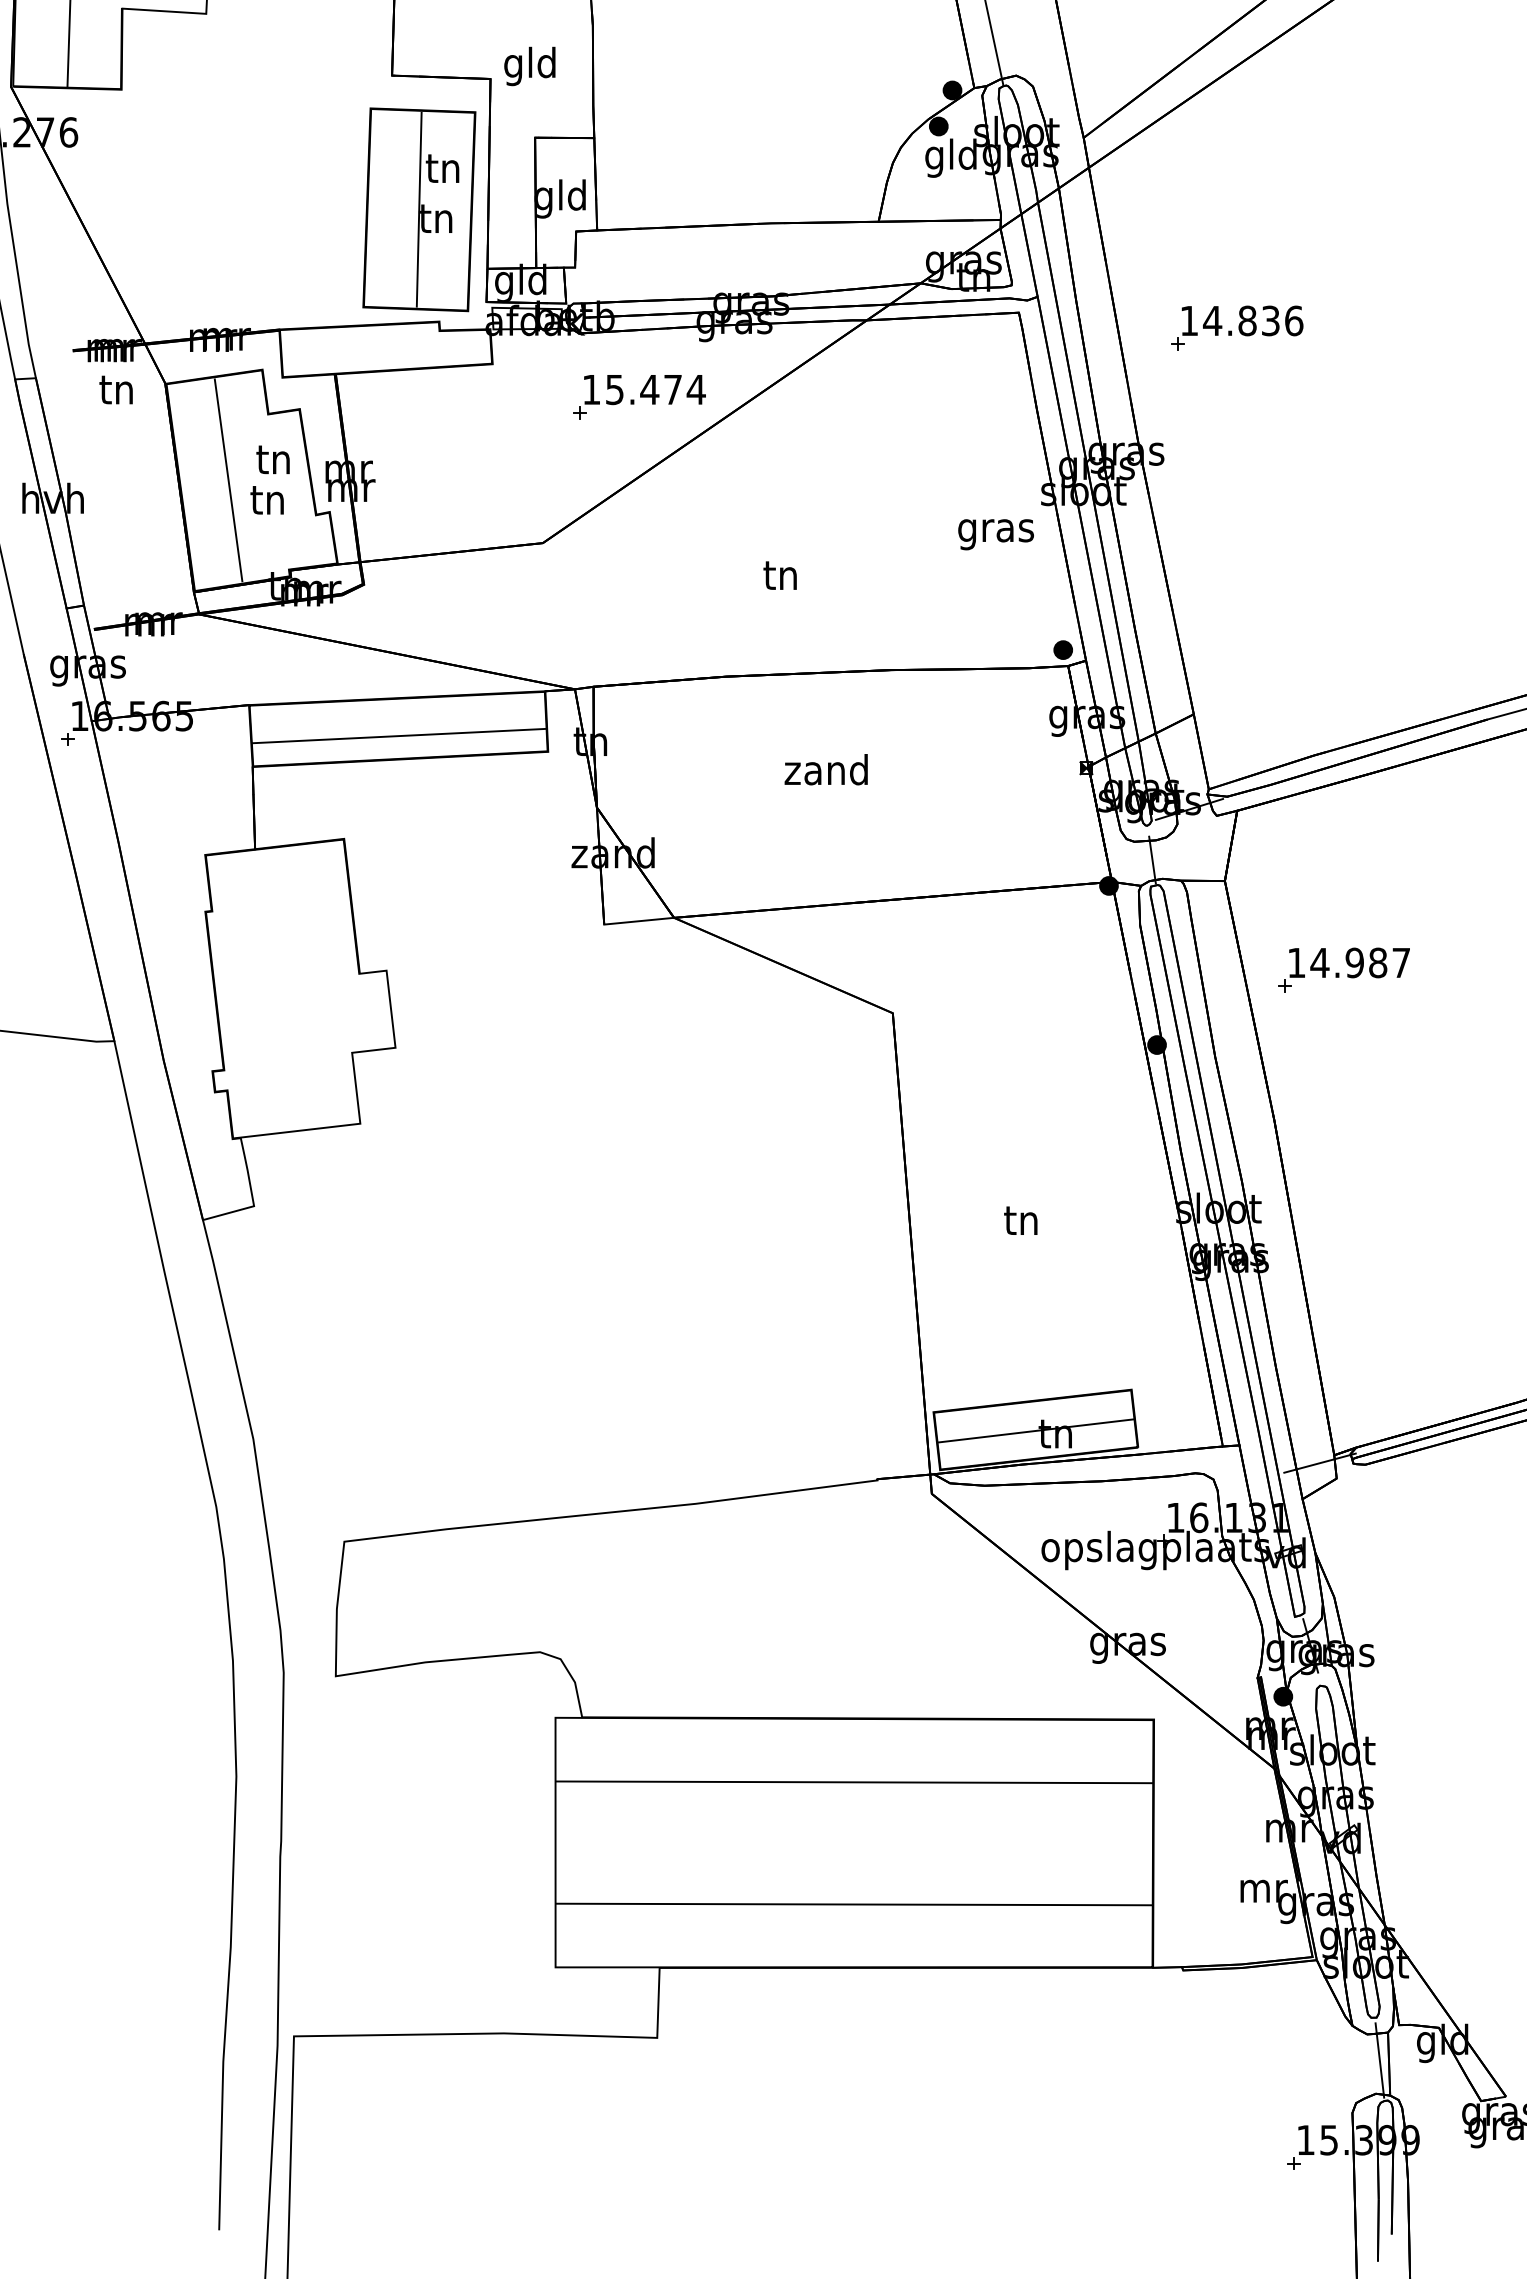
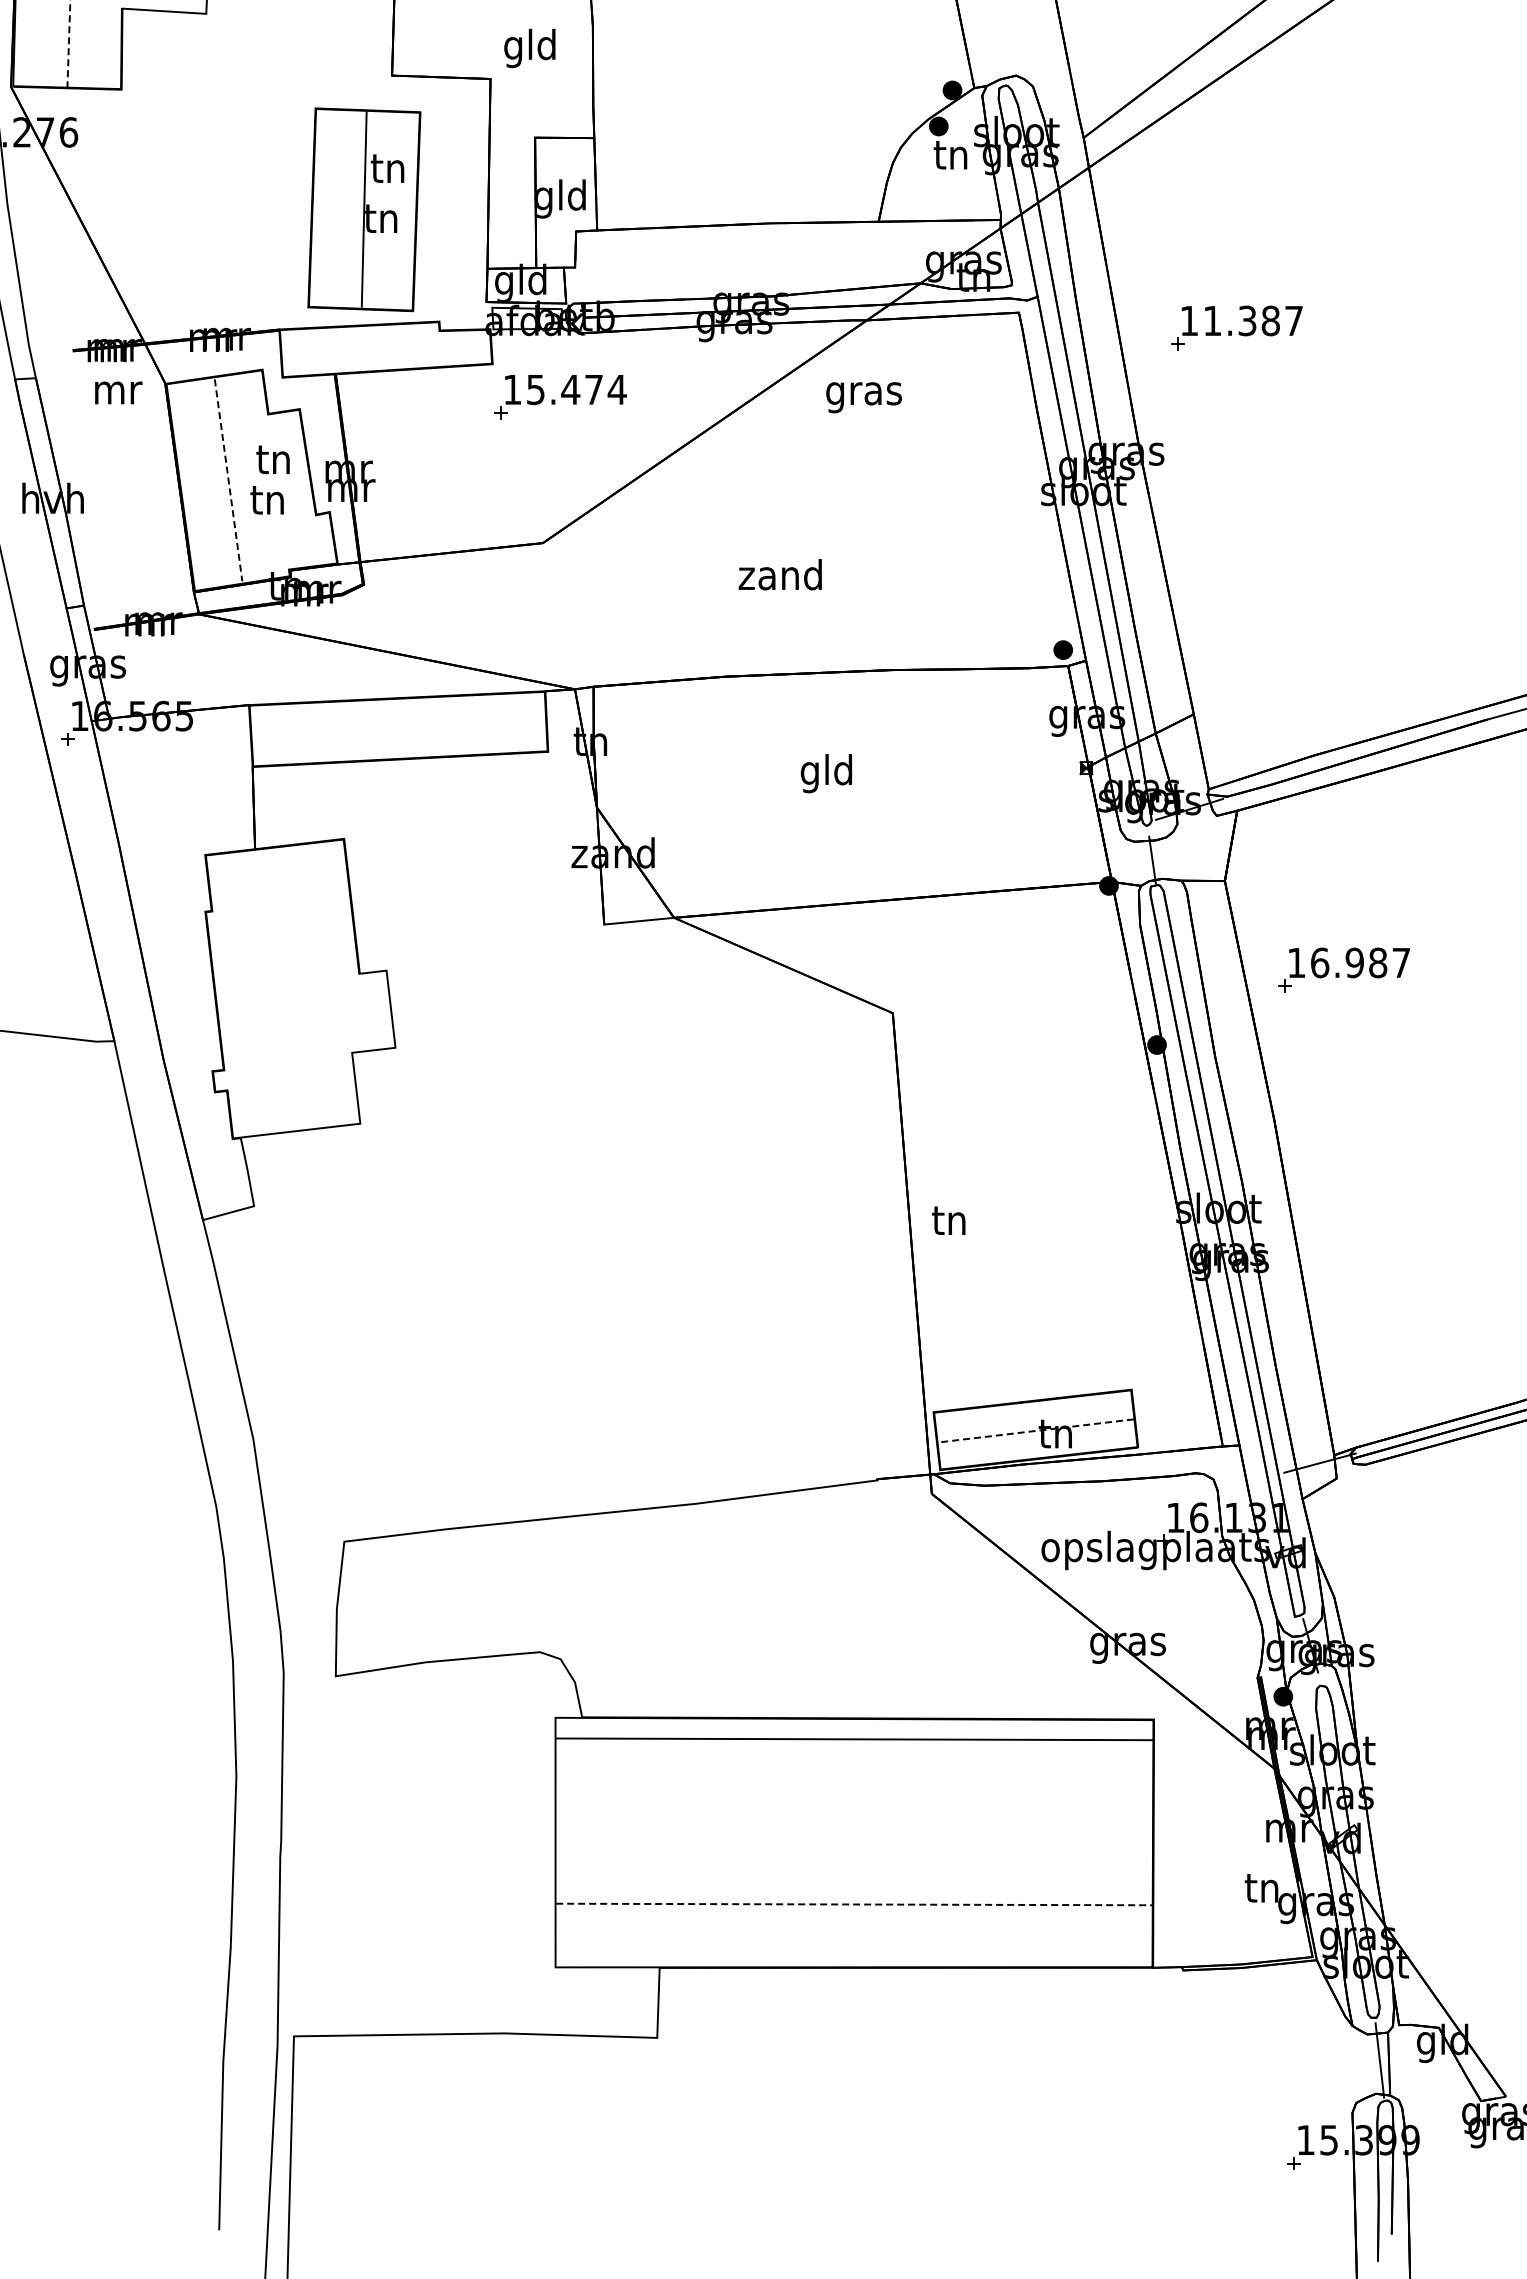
line: present -> none (994, 43)
line: solid -> dashed (68, 44)
text position: (529, 66) -> (529, 48) (529, 48)
text: gld -> tn (950, 157)
part position: (419, 209) -> (364, 209) (364, 209)
text: 14.836 -> 11.387 (1253, 320)
text: tn -> mr (118, 389)
part position: (639, 397) -> (560, 397) (560, 397)
line: solid -> dashed (228, 480)
text position: (995, 534) -> (863, 397) (863, 397)
text: tn -> zand (779, 574)
line: present -> none (398, 735)
text: zand -> gld (825, 773)
text: 14.987 -> 16.987 (1319, 962)
text position: (1020, 1220) -> (948, 1220) (948, 1220)
line: solid -> dashed (1036, 1430)
line position: (854, 1782) -> (854, 1739) (854, 1739)
text: mr -> tn (1263, 1888)
line: solid -> dashed (854, 1904)
